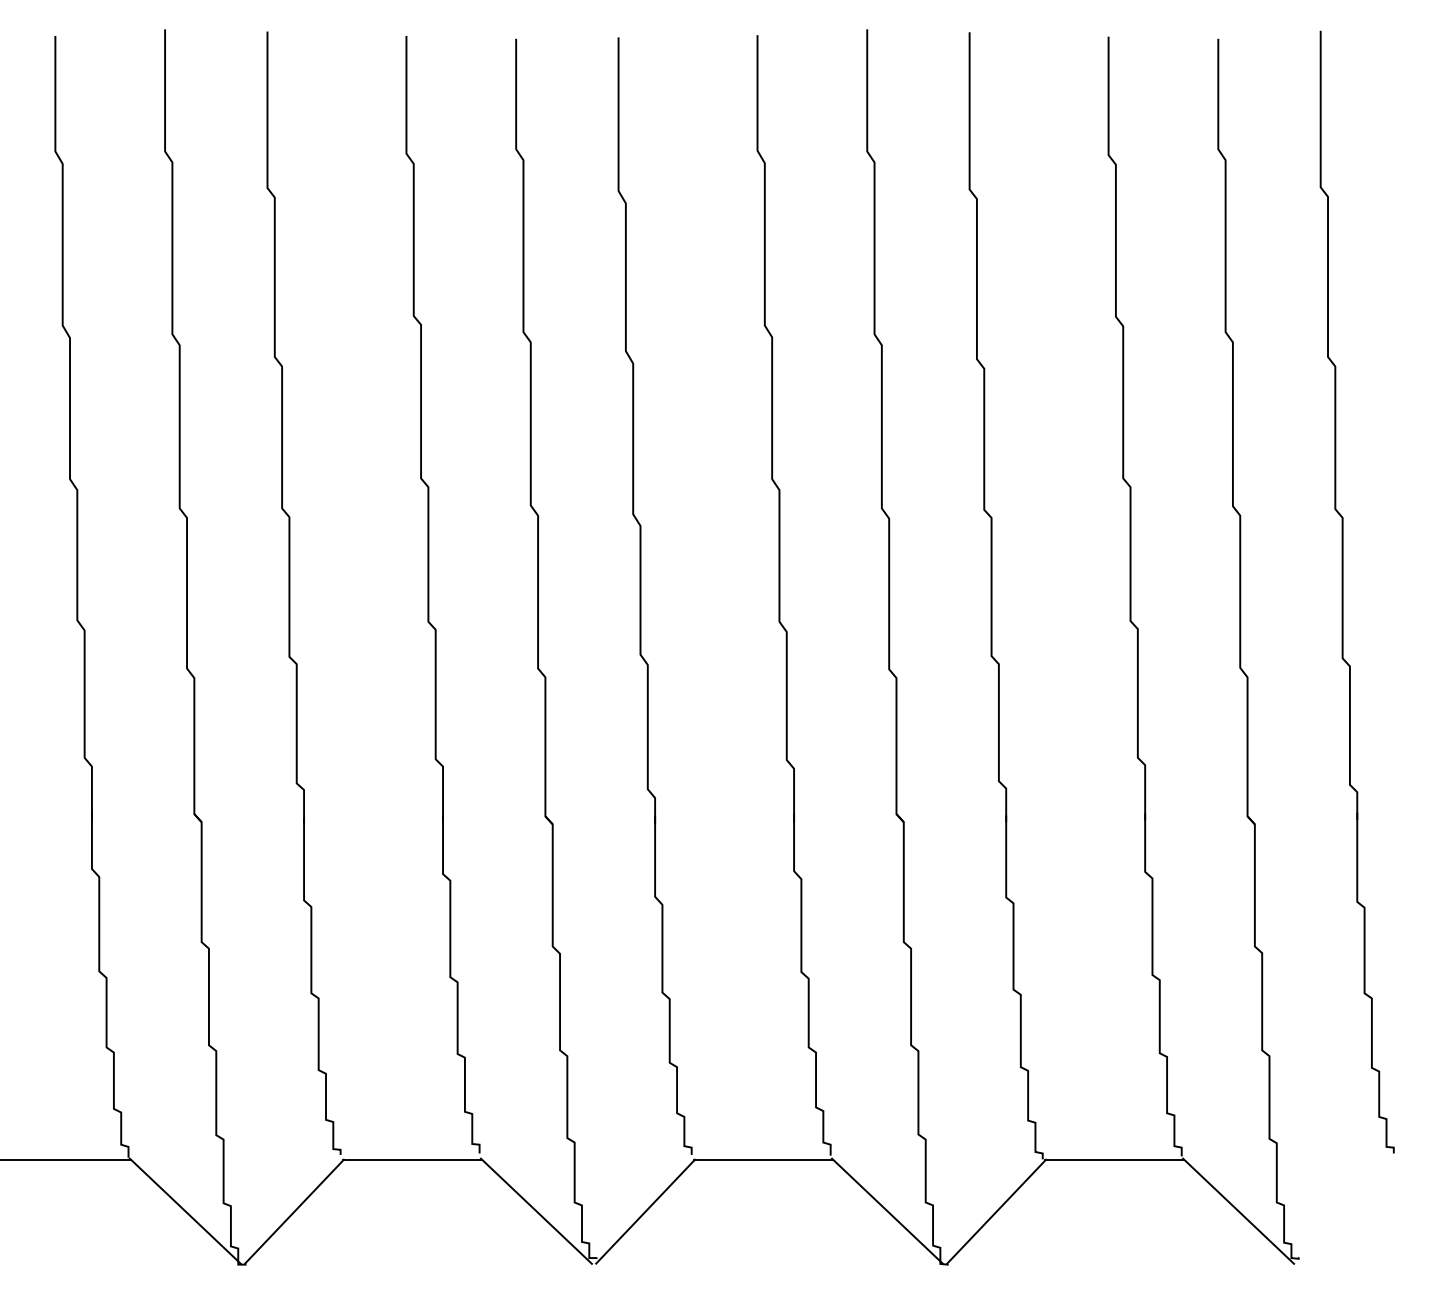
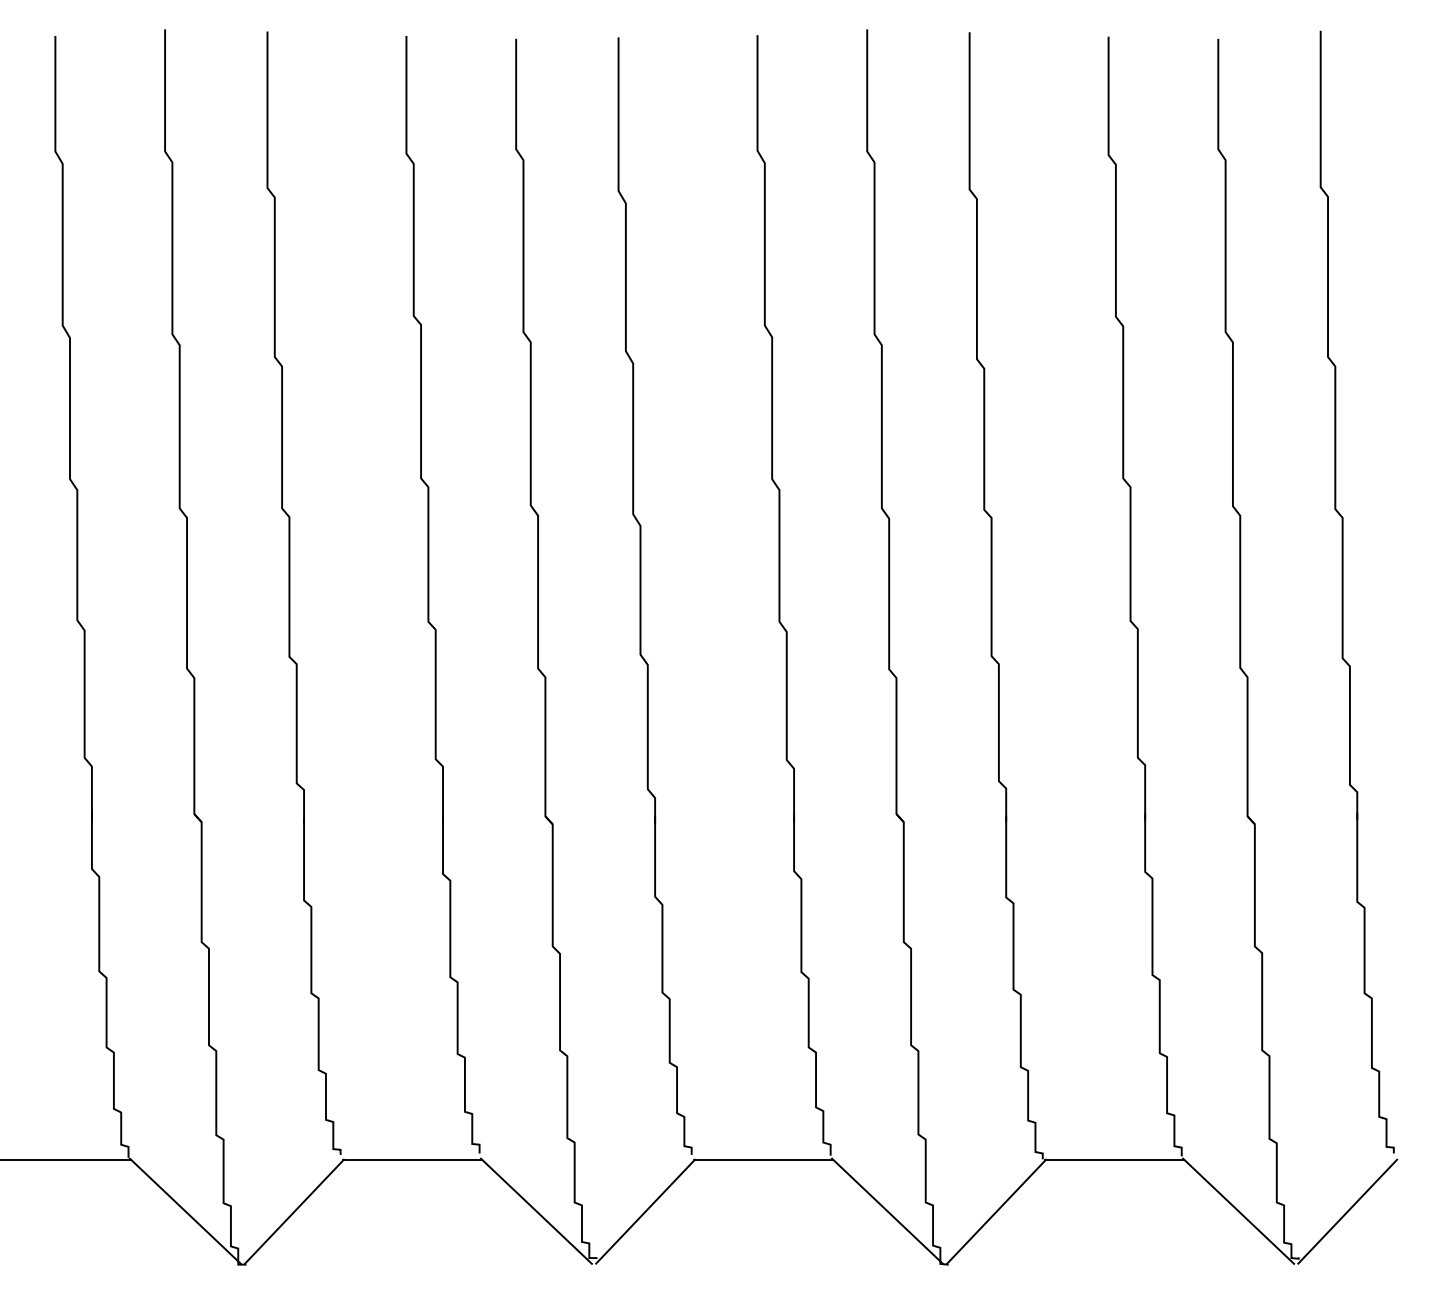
line: none -> present (1347, 1211)
